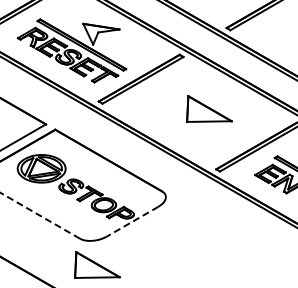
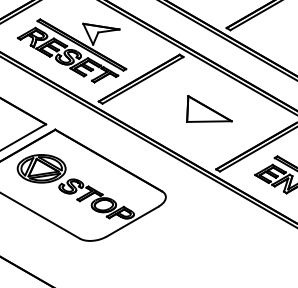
line: dashed -> solid (40, 215)
line: dashed -> solid (132, 221)
part: present -> none (97, 264)
